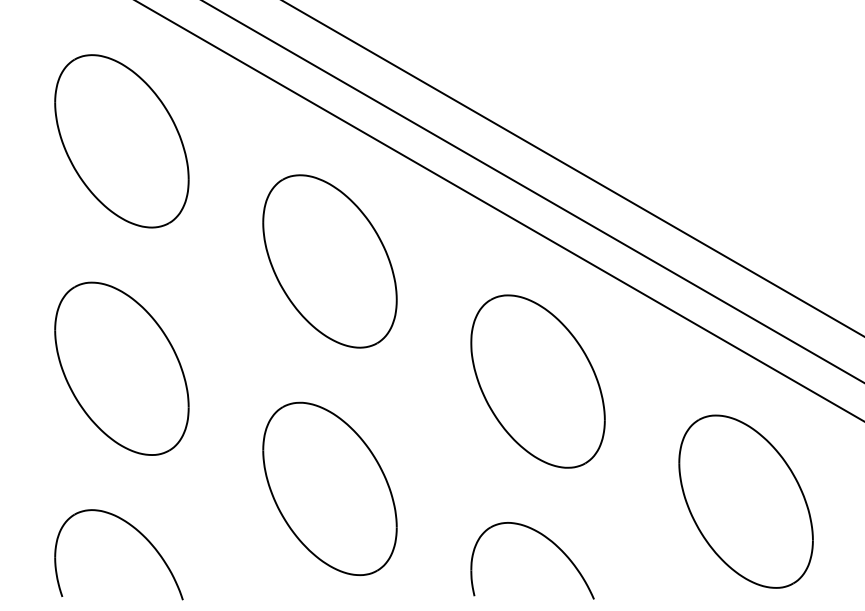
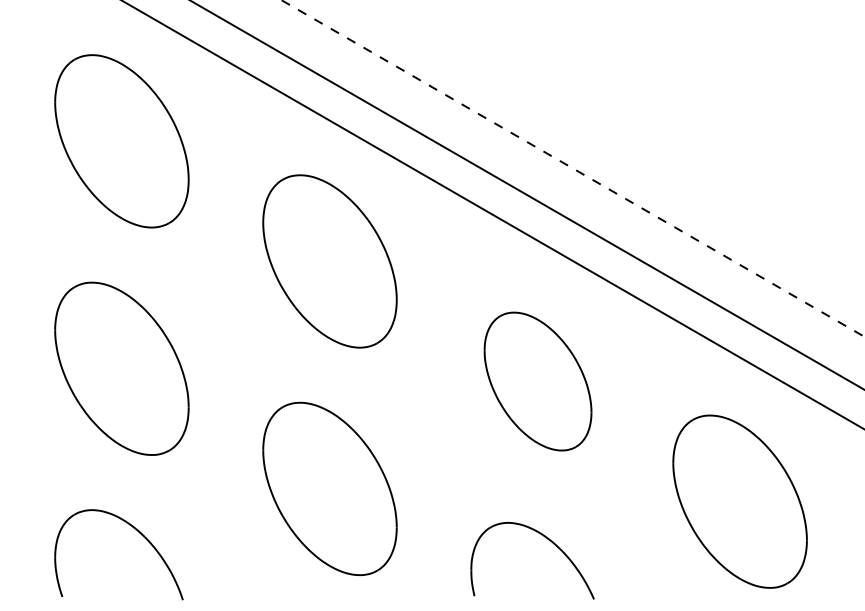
line: solid -> dashed (573, 168)
line position: (532, 191) -> (527, 195) (527, 195)
line position: (499, 211) -> (492, 214) (492, 214)
part size: 136x175 px -> 110x141 px (537, 381)
part position: (745, 501) -> (739, 501) (739, 501)
